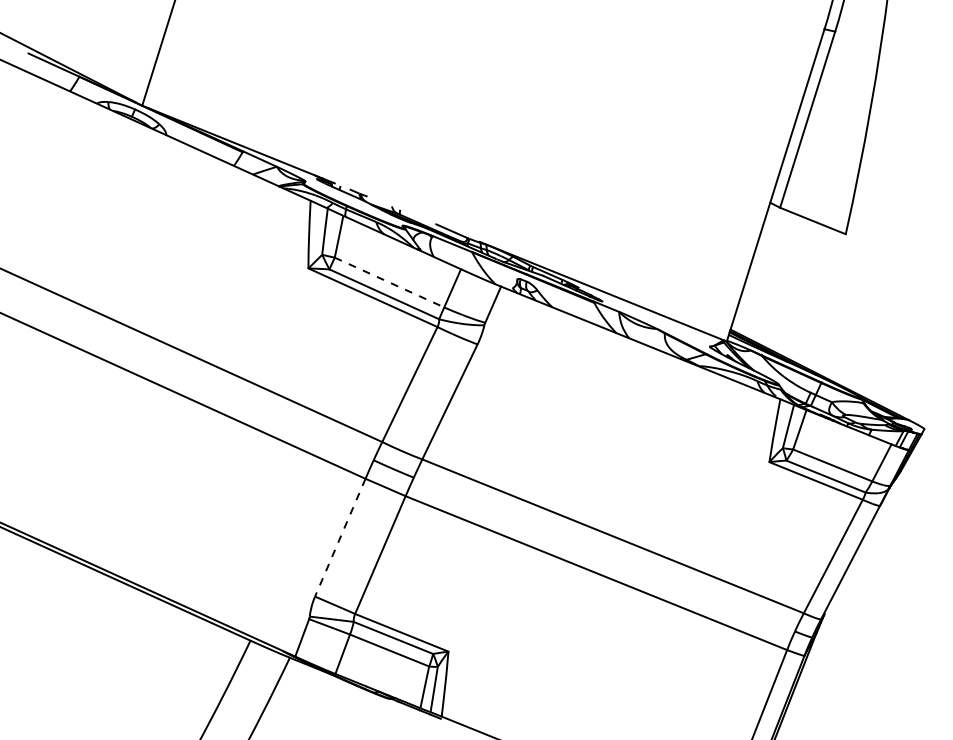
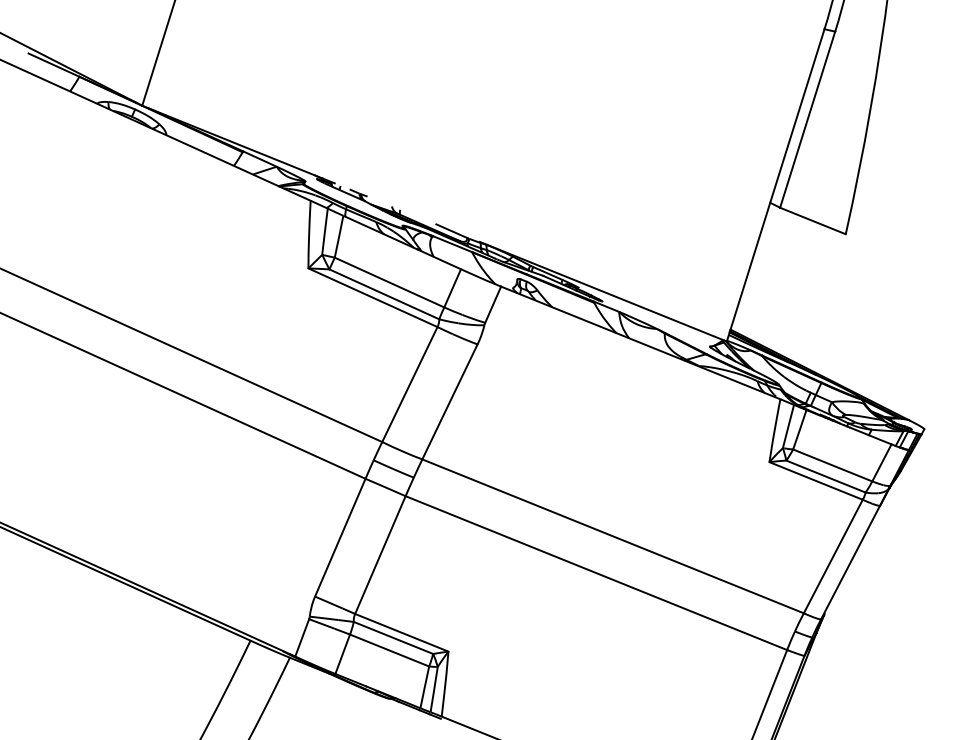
line: dashed -> solid (389, 282)
line: dashed -> solid (340, 538)
